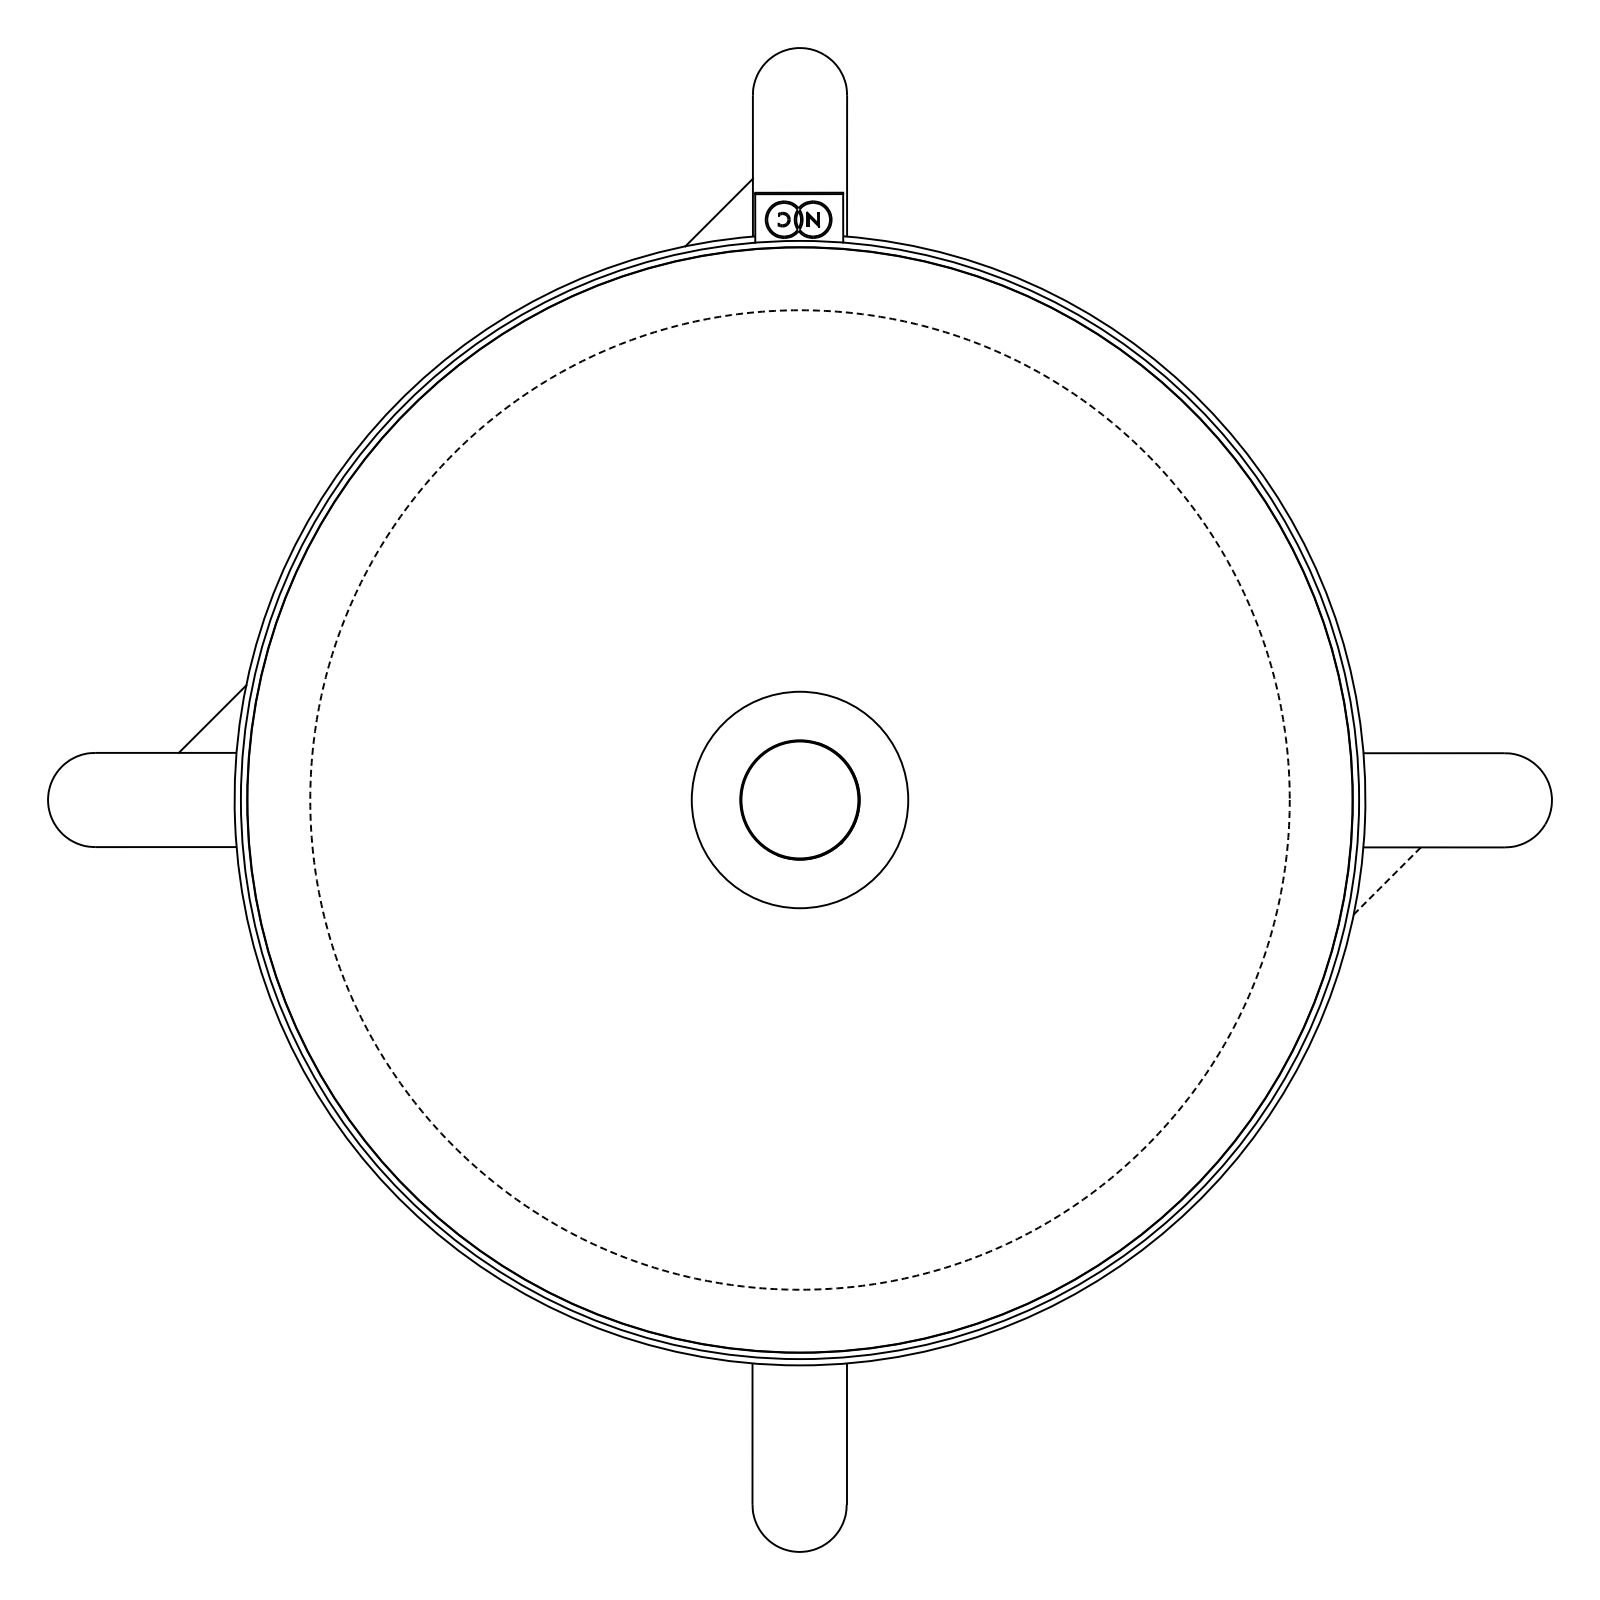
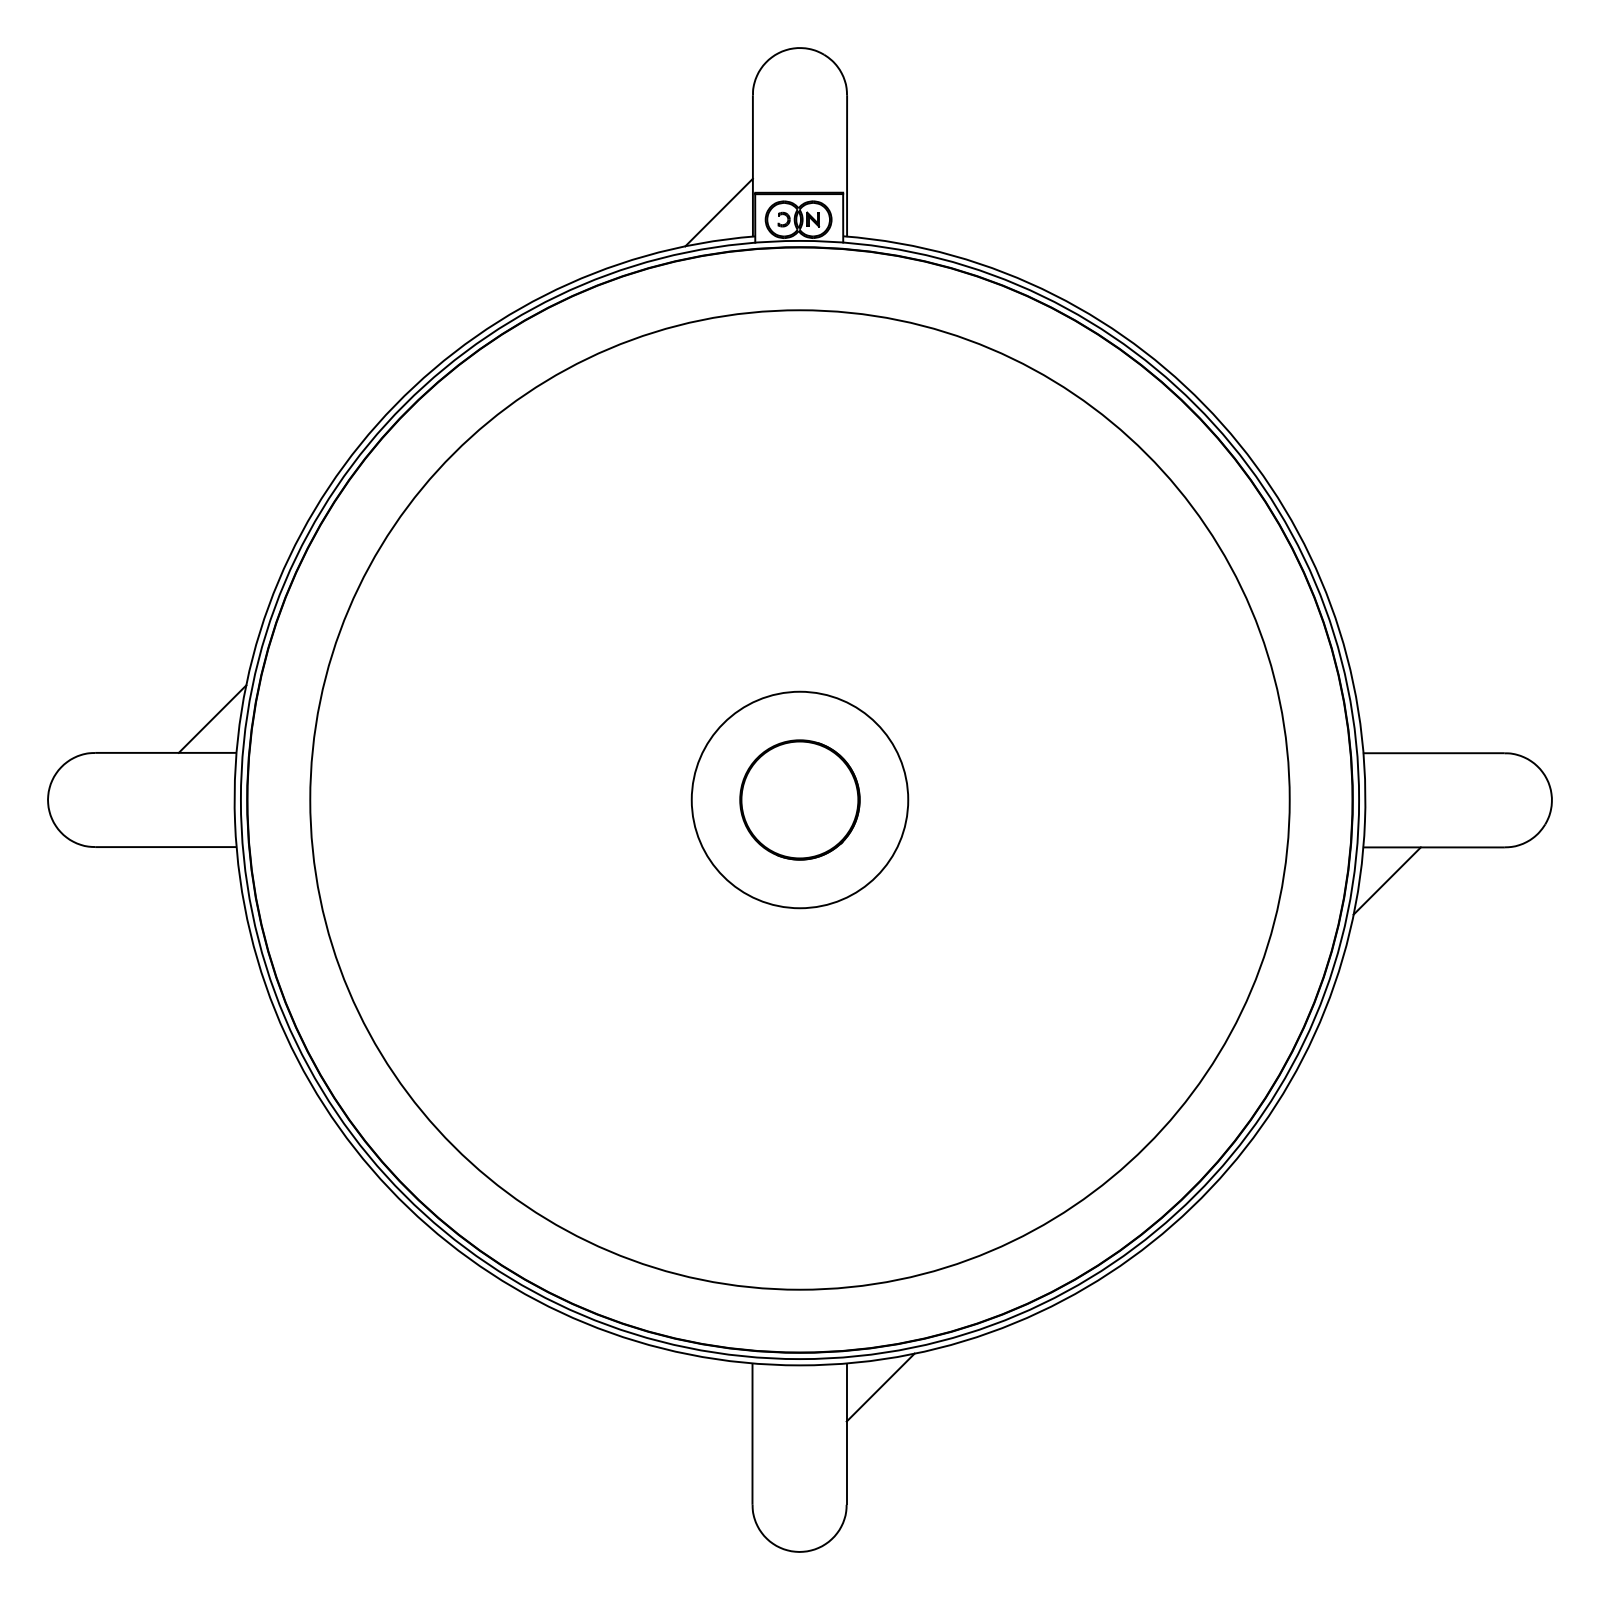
circle: dashed -> solid (799, 799)
line: dashed -> solid (1387, 881)
line: none -> present (880, 1387)
